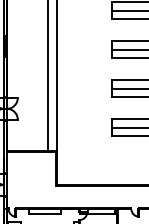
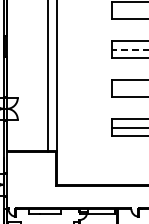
line: present -> none (128, 10)
line: solid -> dashed (129, 49)
line: present -> none (128, 88)
